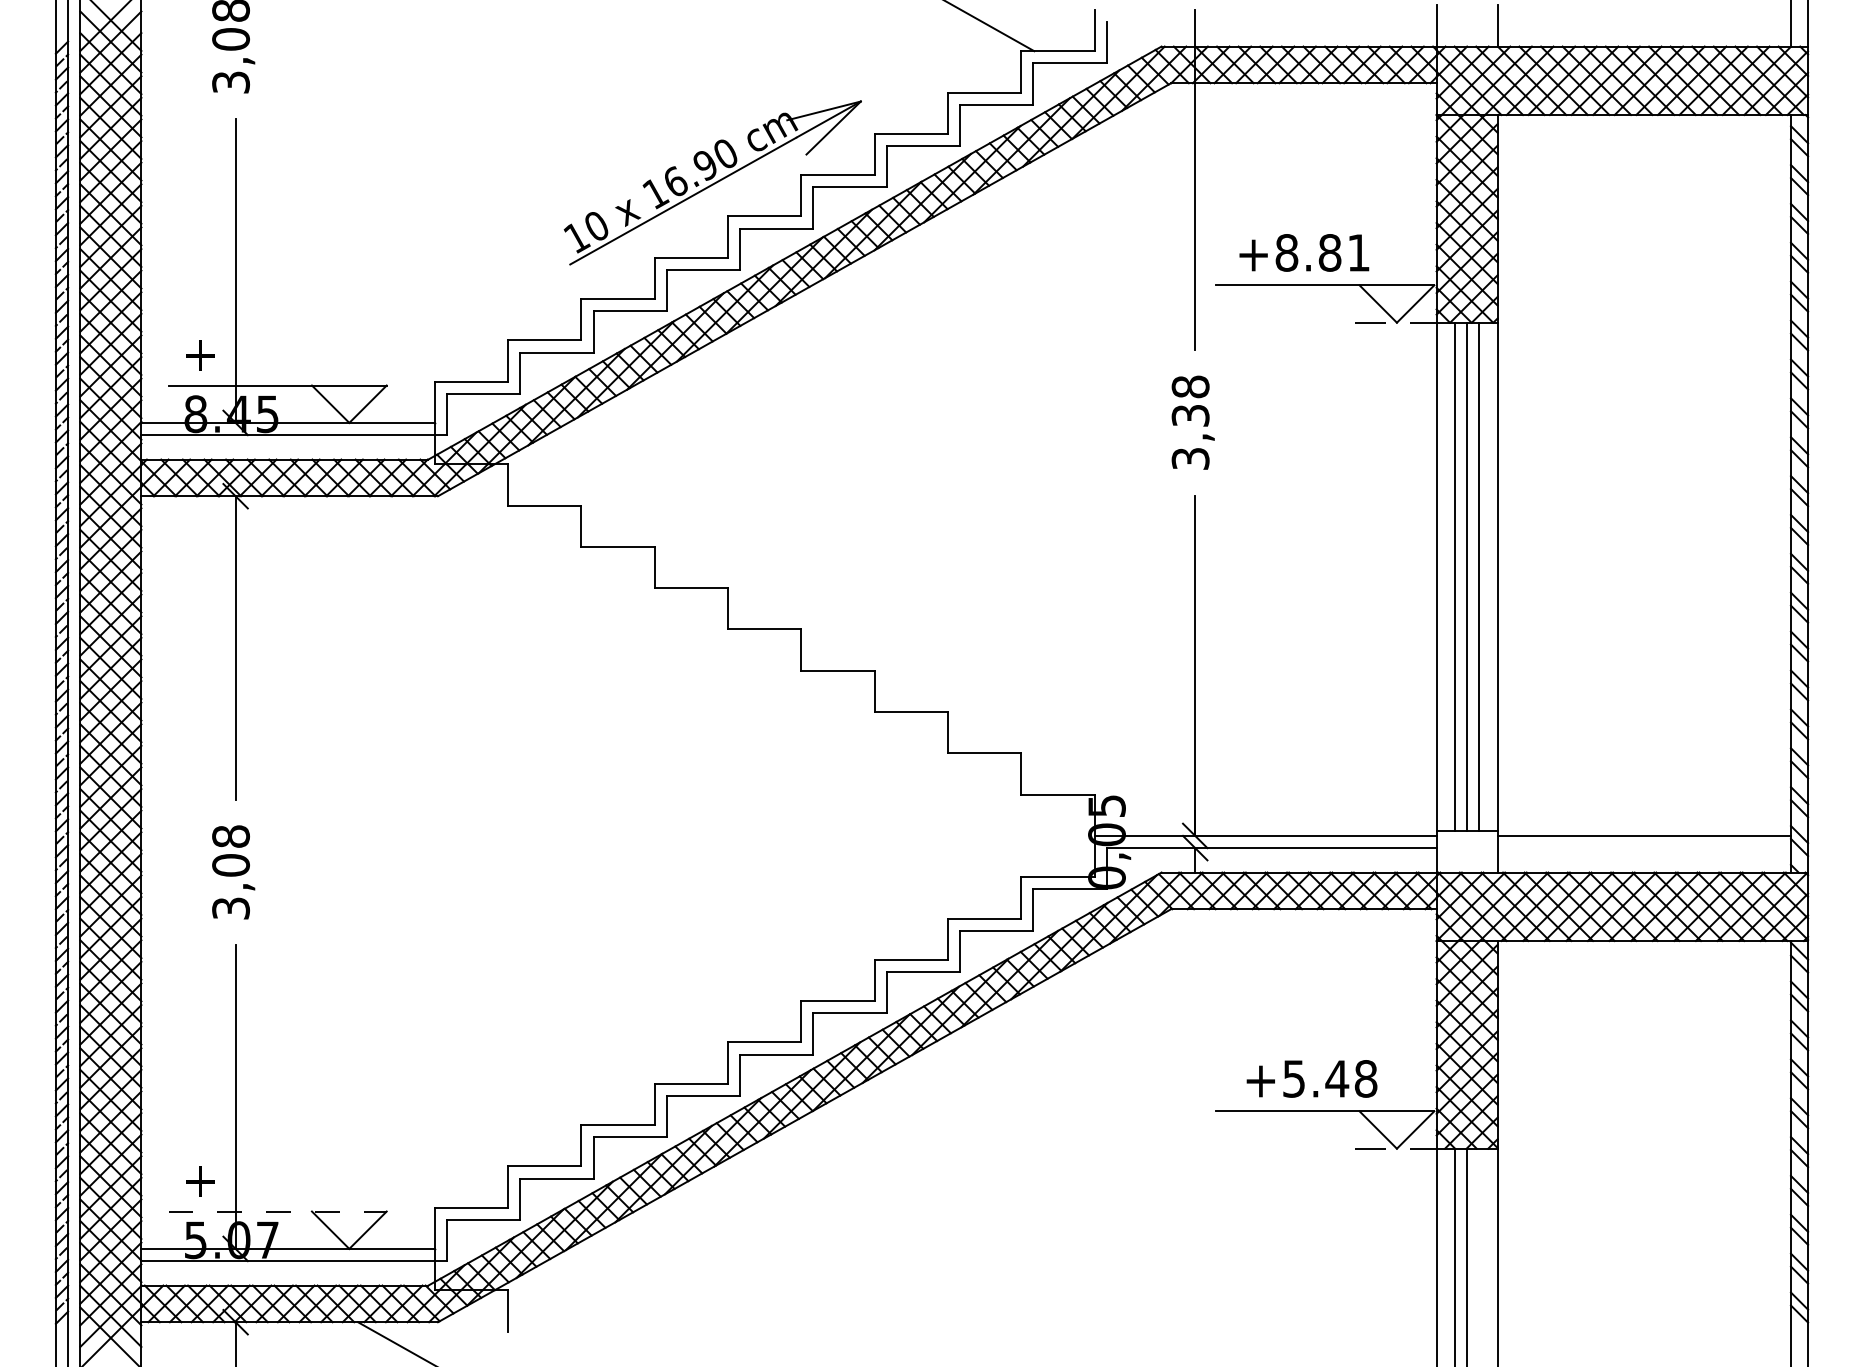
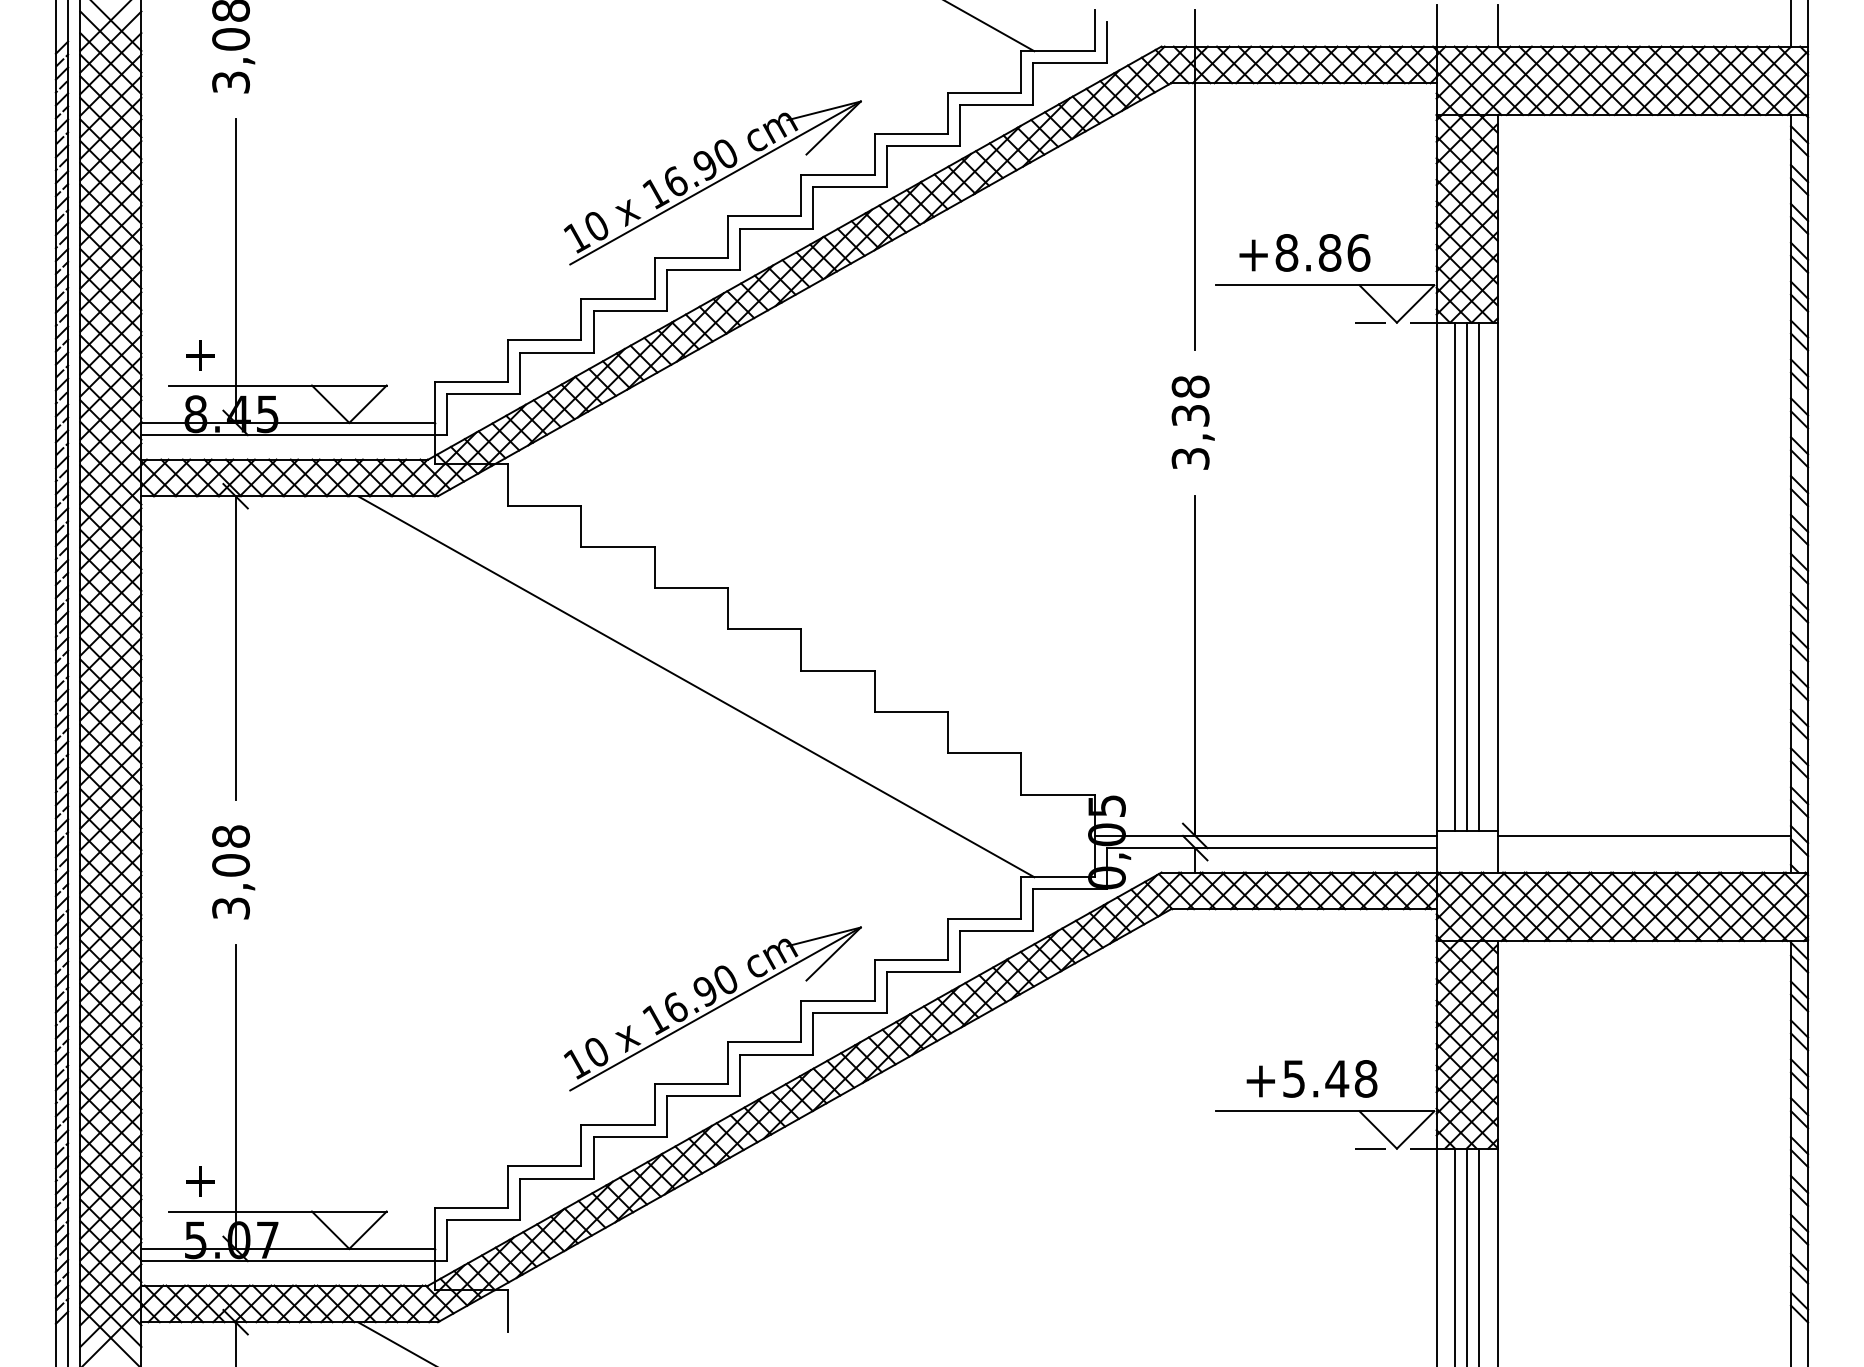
text: +8.81 -> +8.86 (1358, 252)
line: none -> present (696, 686)
part: none -> present (712, 1008)
line: dashed -> solid (278, 1211)
line: none -> present (1479, 1255)
